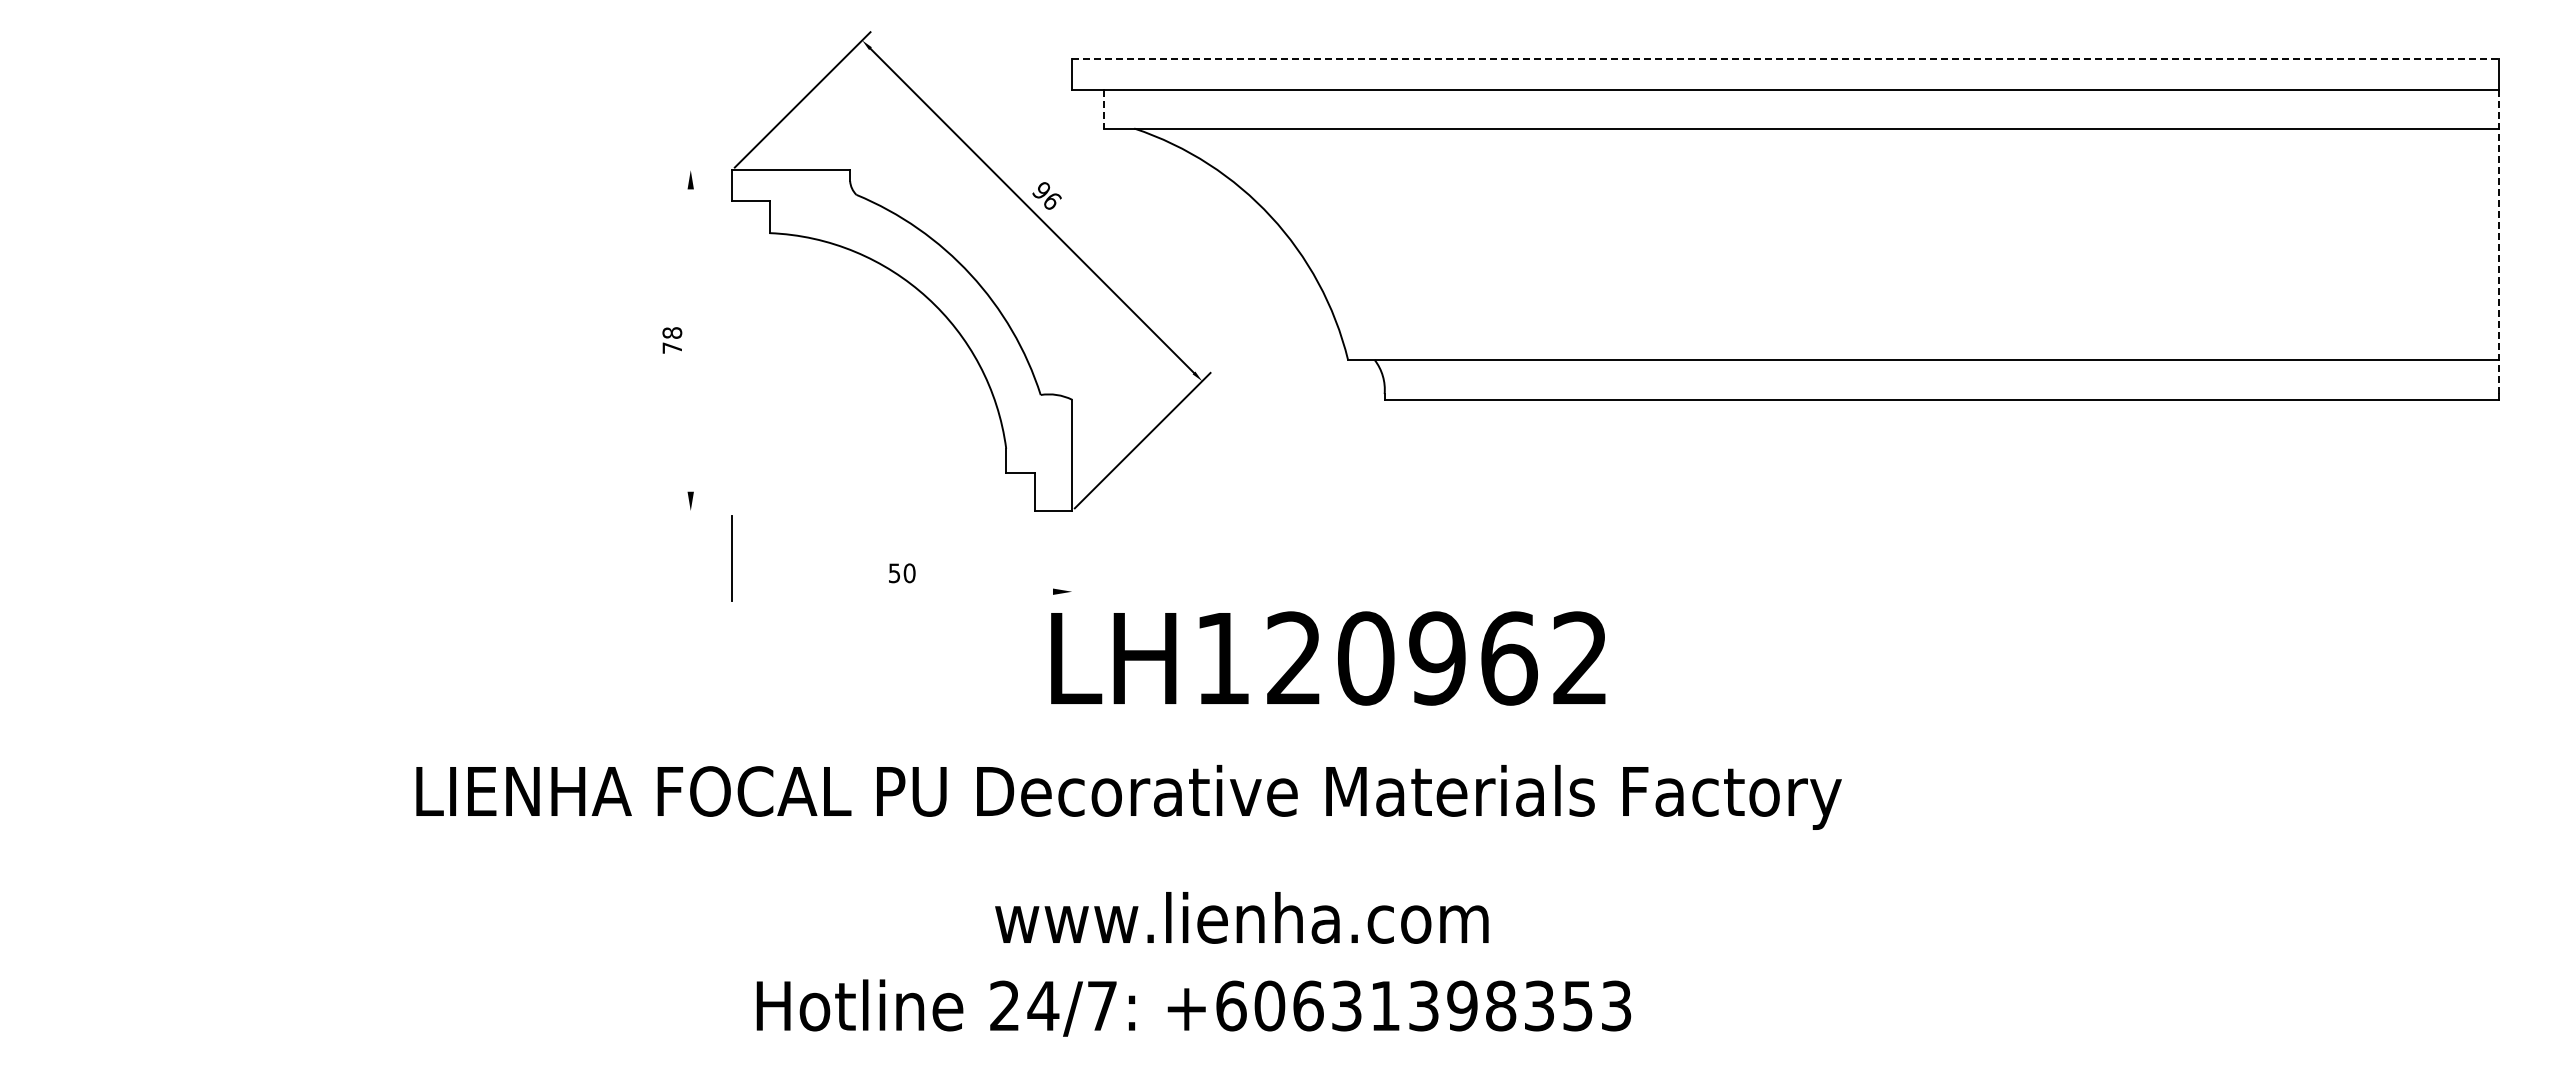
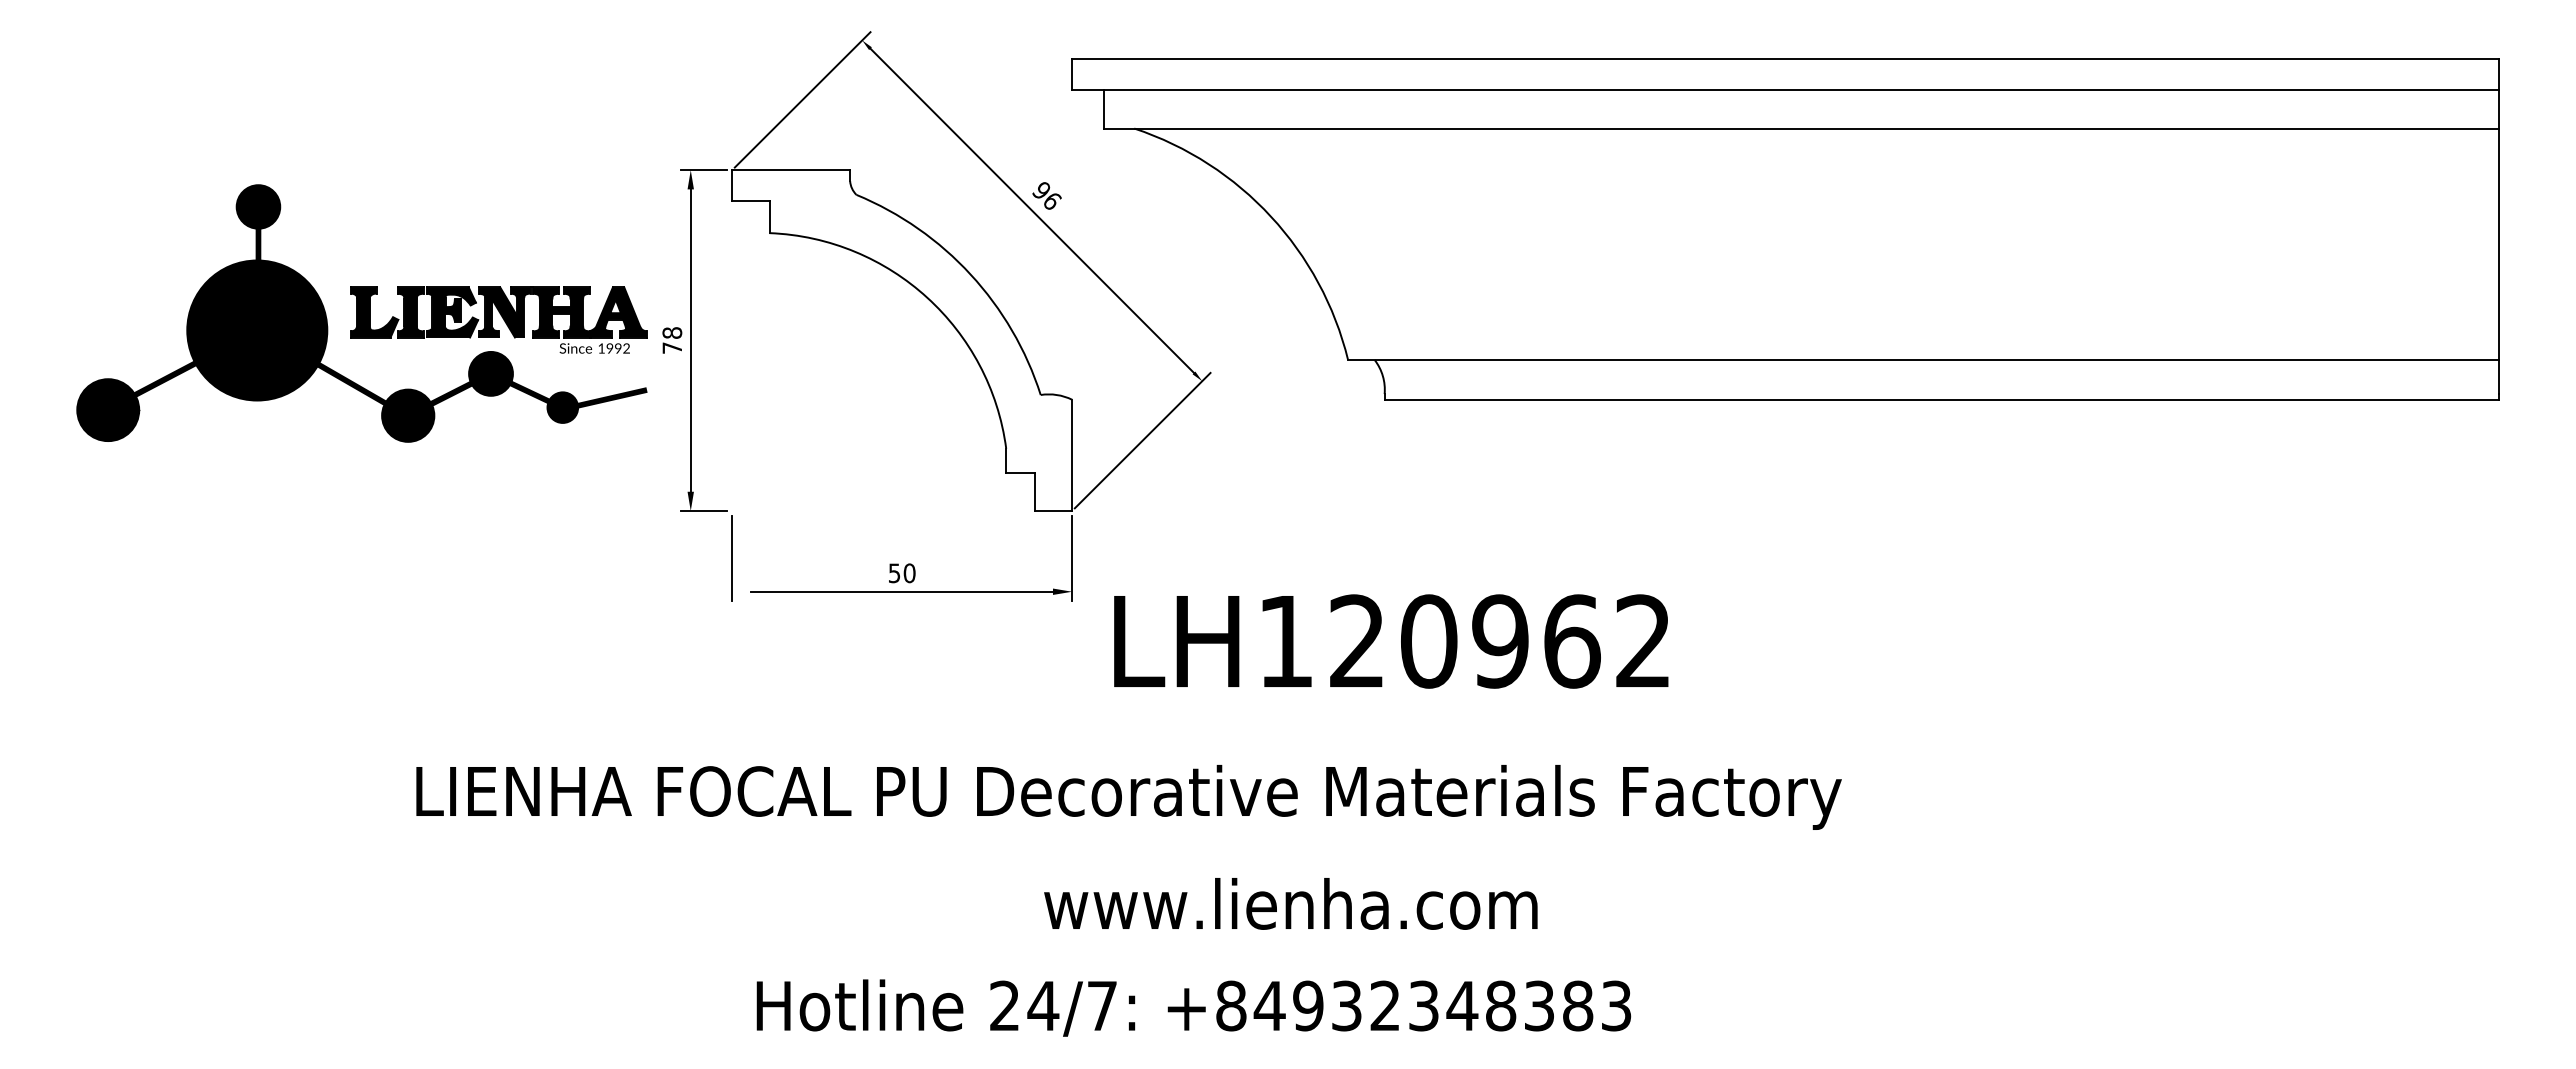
line: dashed -> solid (1785, 58)
line: dashed -> solid (1104, 109)
line: none -> present (704, 170)
line: dashed -> solid (2498, 242)
part: none -> present (361, 313)
line: none -> present (690, 340)
line: none -> present (704, 510)
line: none -> present (1072, 558)
line: none -> present (901, 591)
text position: (1328, 658) -> (1391, 641) (1391, 641)
text position: (1241, 917) -> (1290, 903) (1290, 903)
text: +60631398353 -> +84932348383 (1404, 1005)
